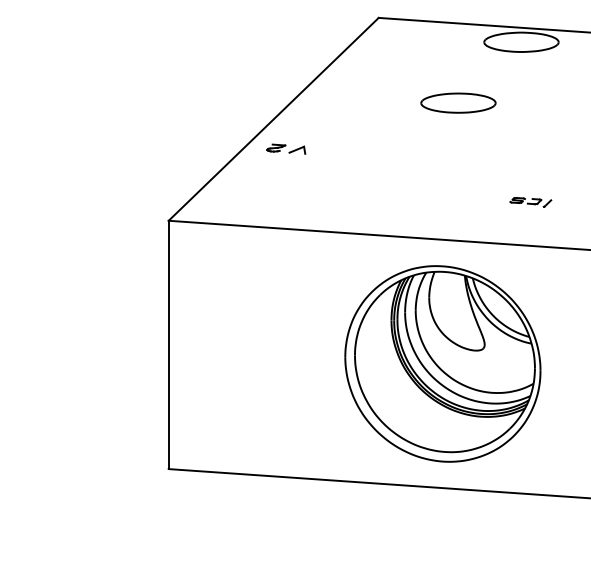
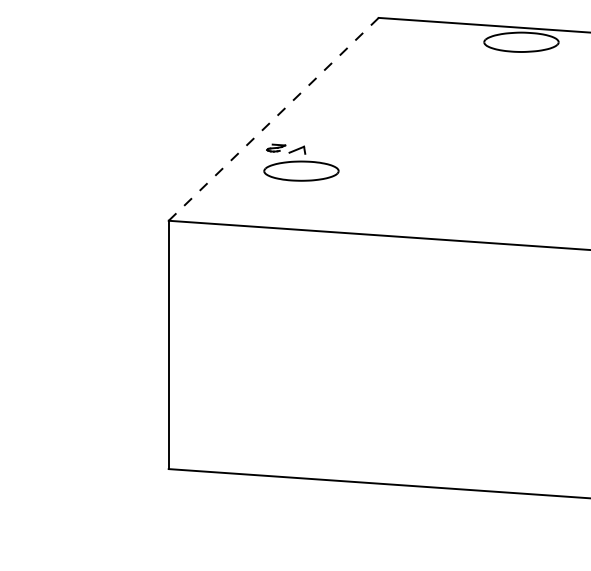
part position: (458, 102) -> (301, 170) (301, 170)
line: solid -> dashed (273, 119)
part: present -> none (530, 202)
part: present -> none (442, 363)
